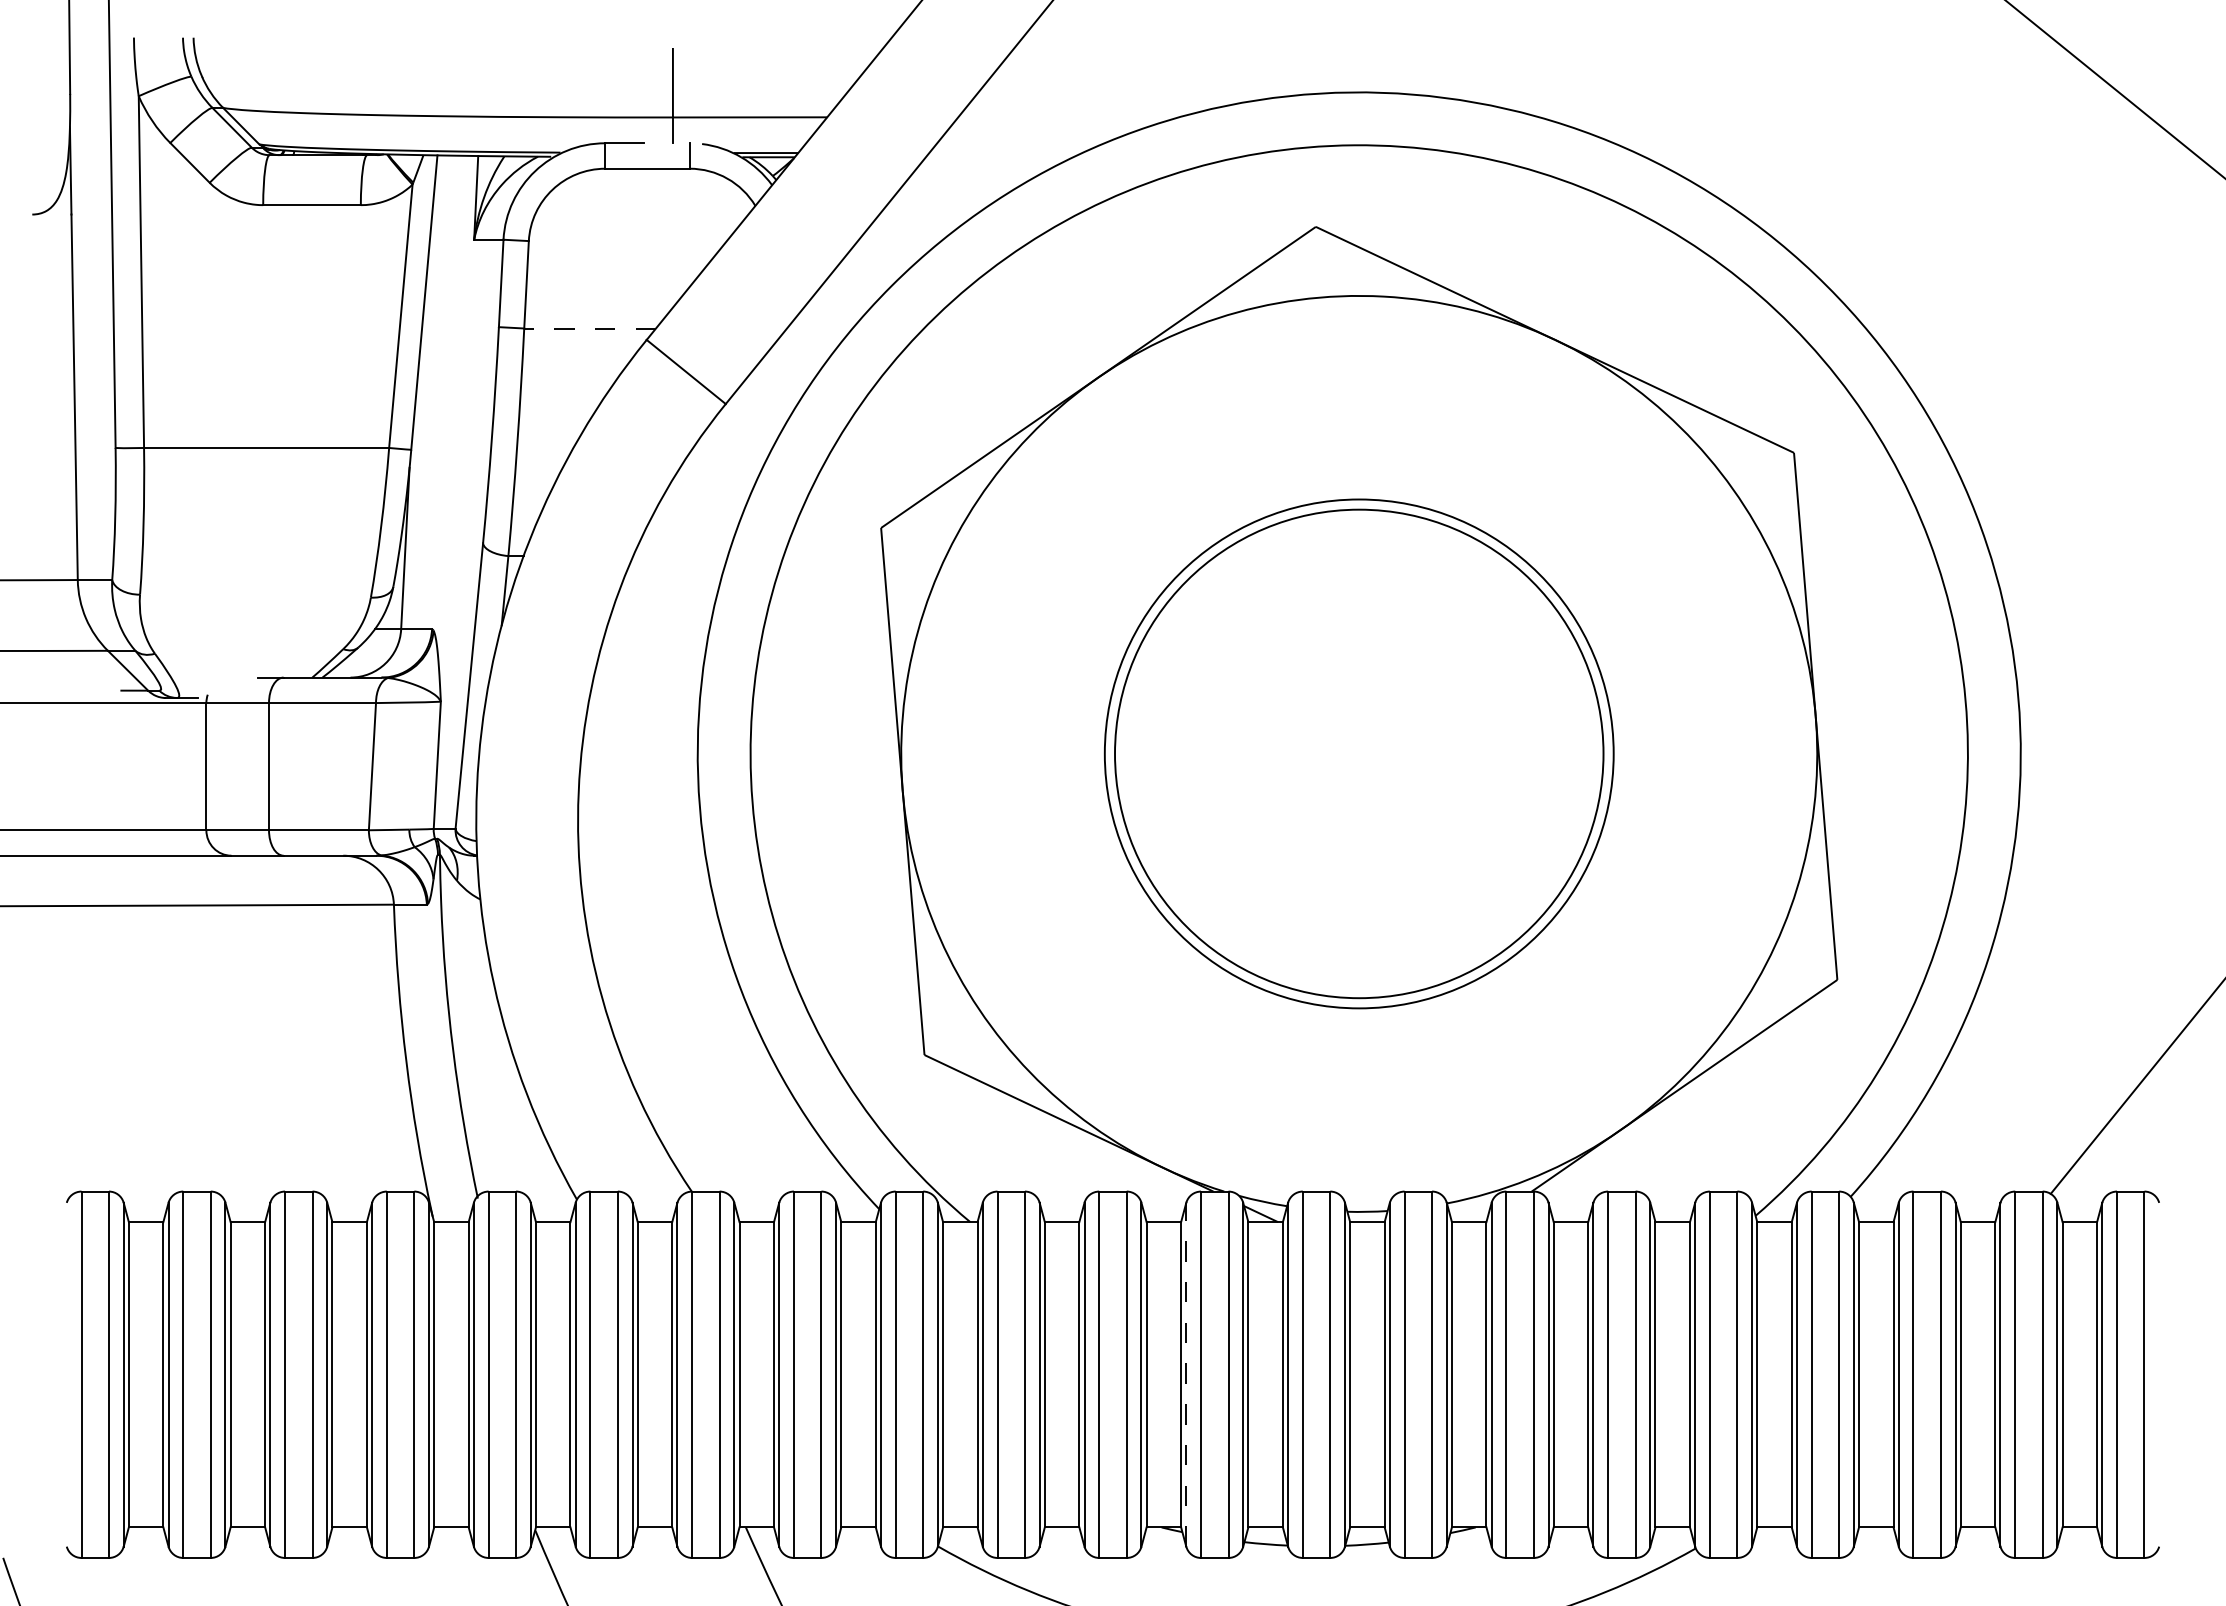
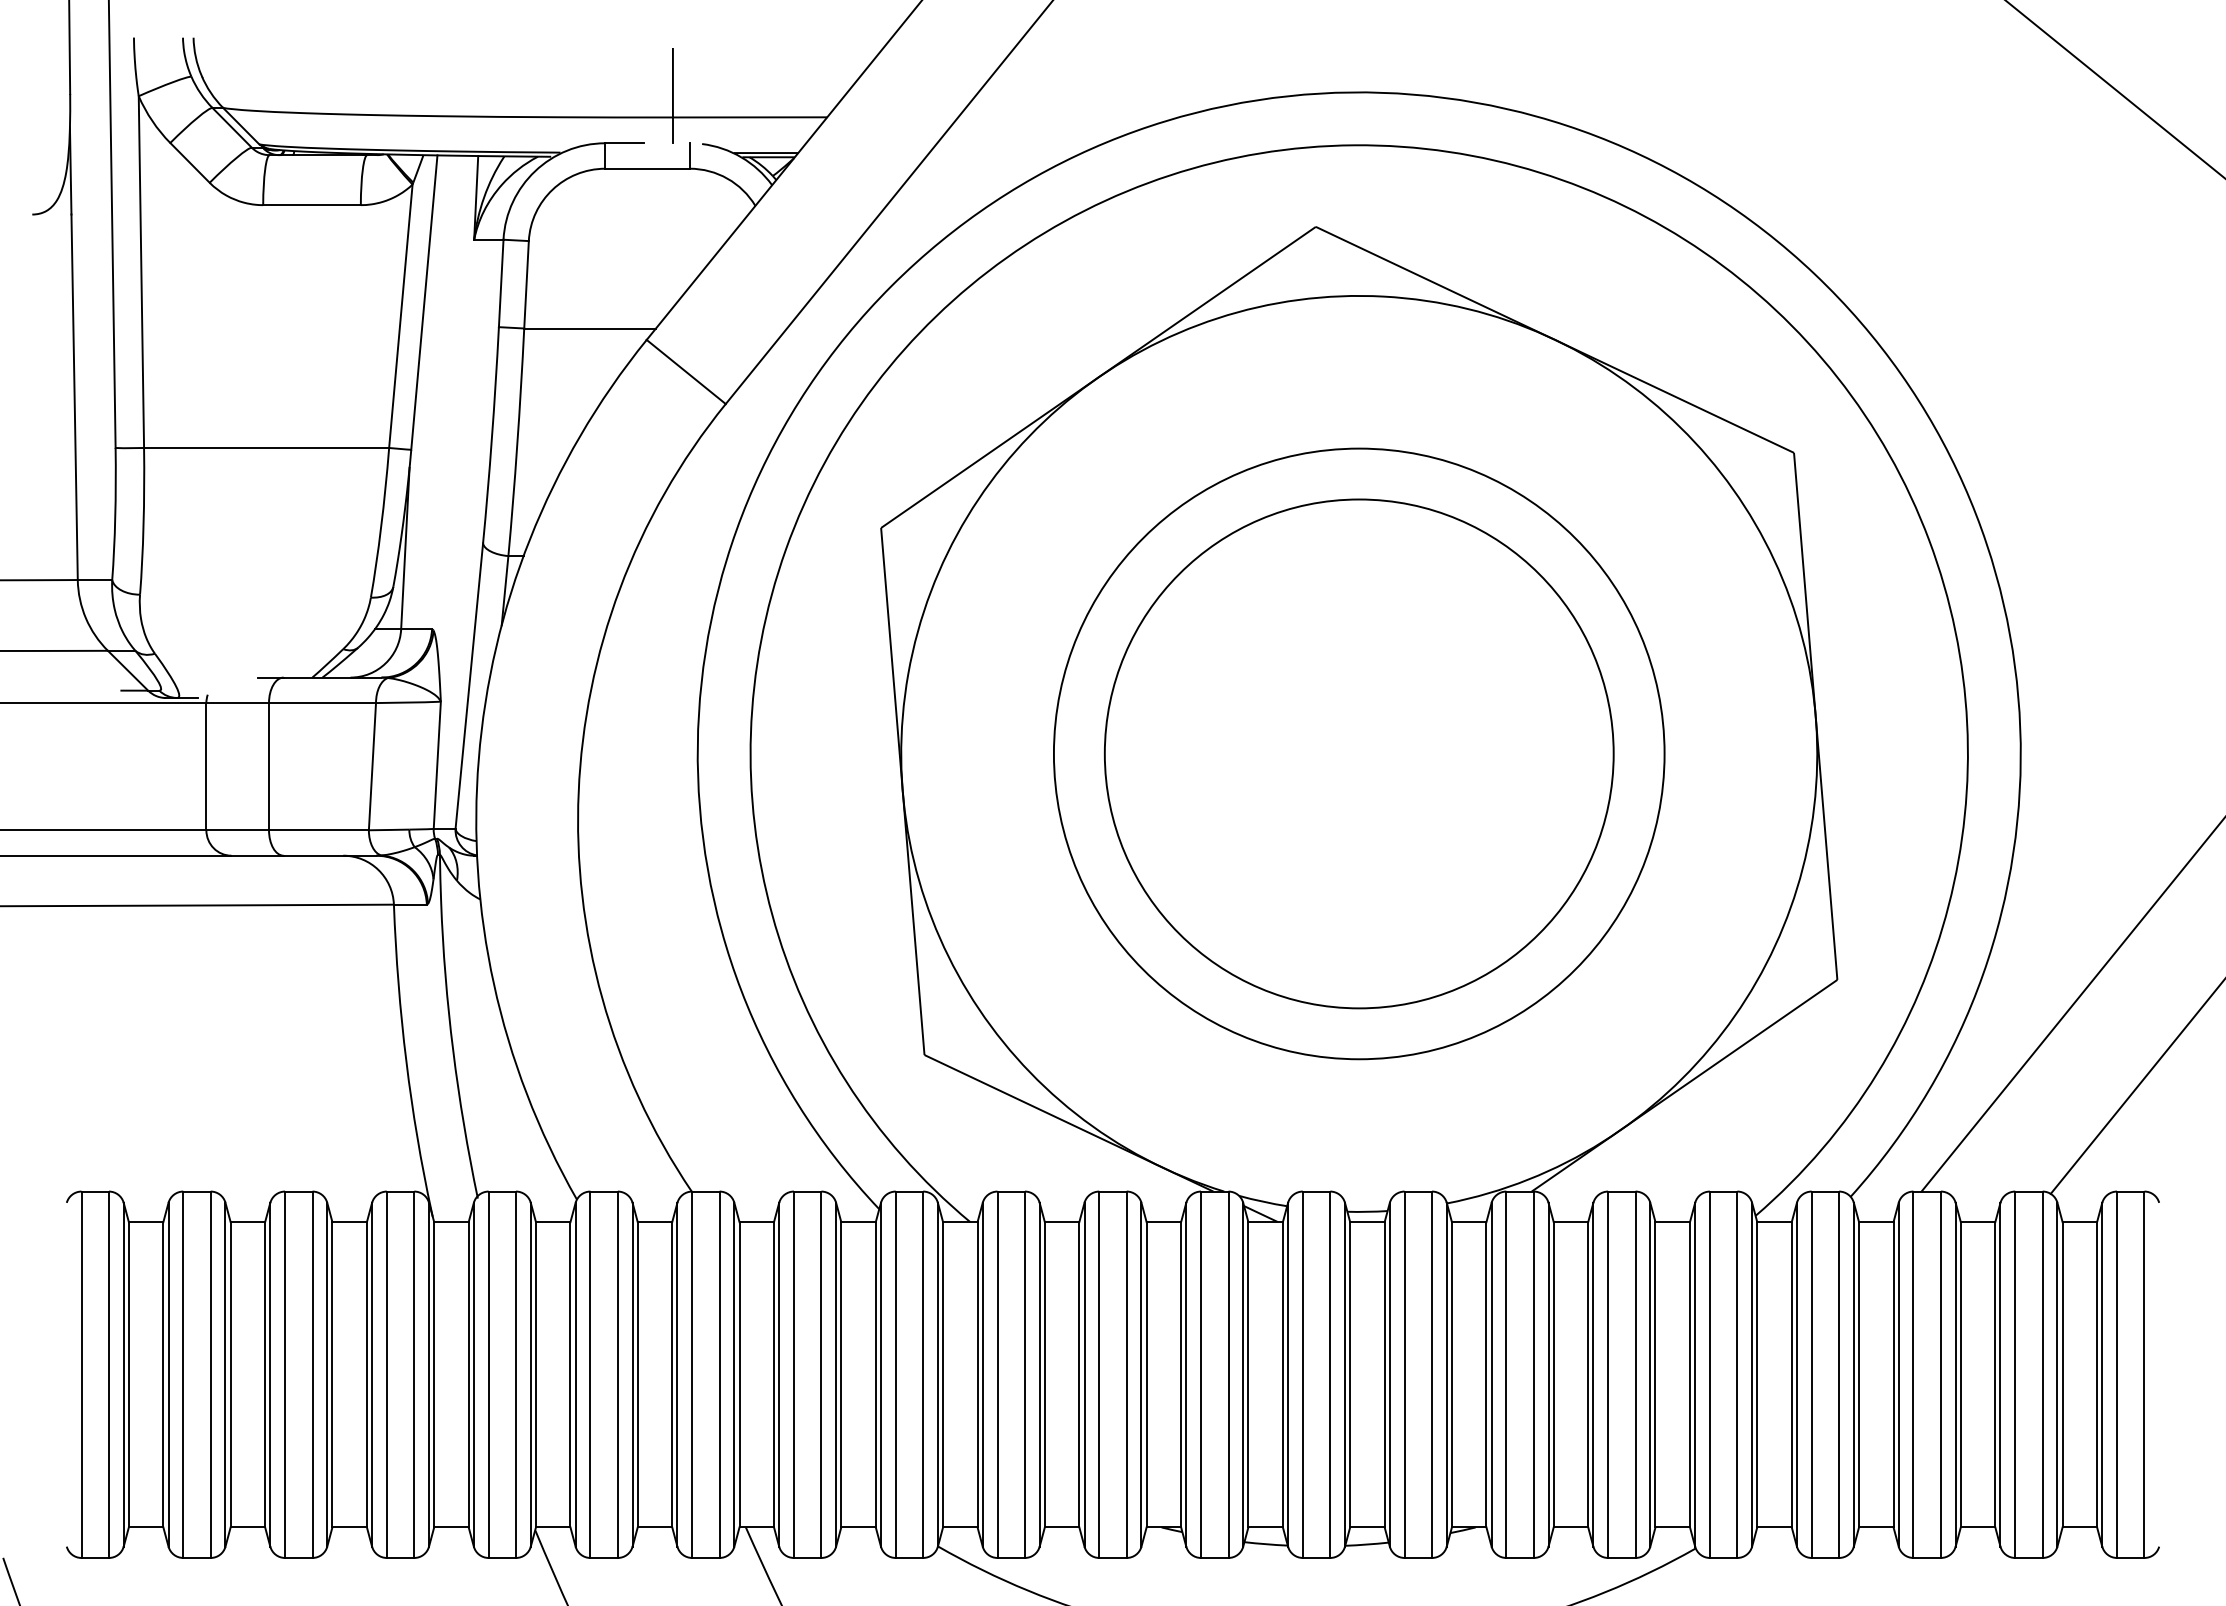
line: dashed -> solid (590, 328)
circle diameter: 489 px -> 611 px (1358, 753)
line: none -> present (2071, 1005)
line: dashed -> solid (1186, 1374)
